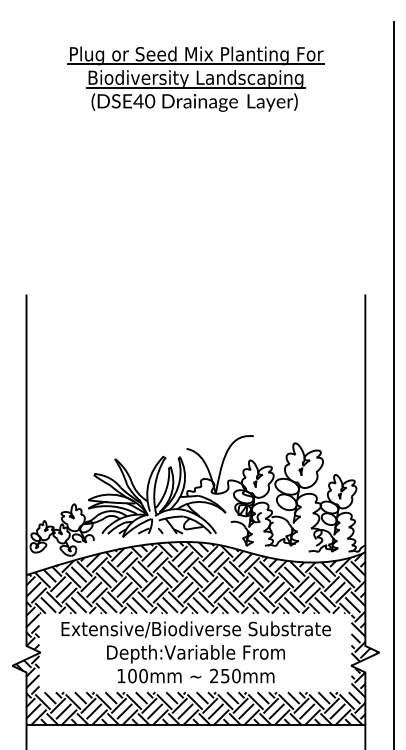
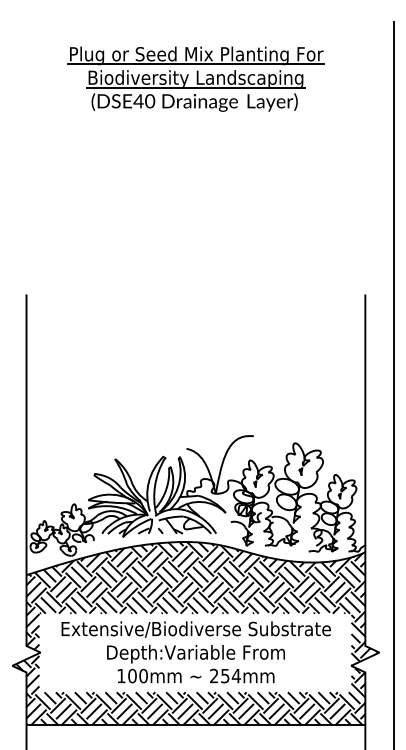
text: 250mm -> 254mm (235, 675)
